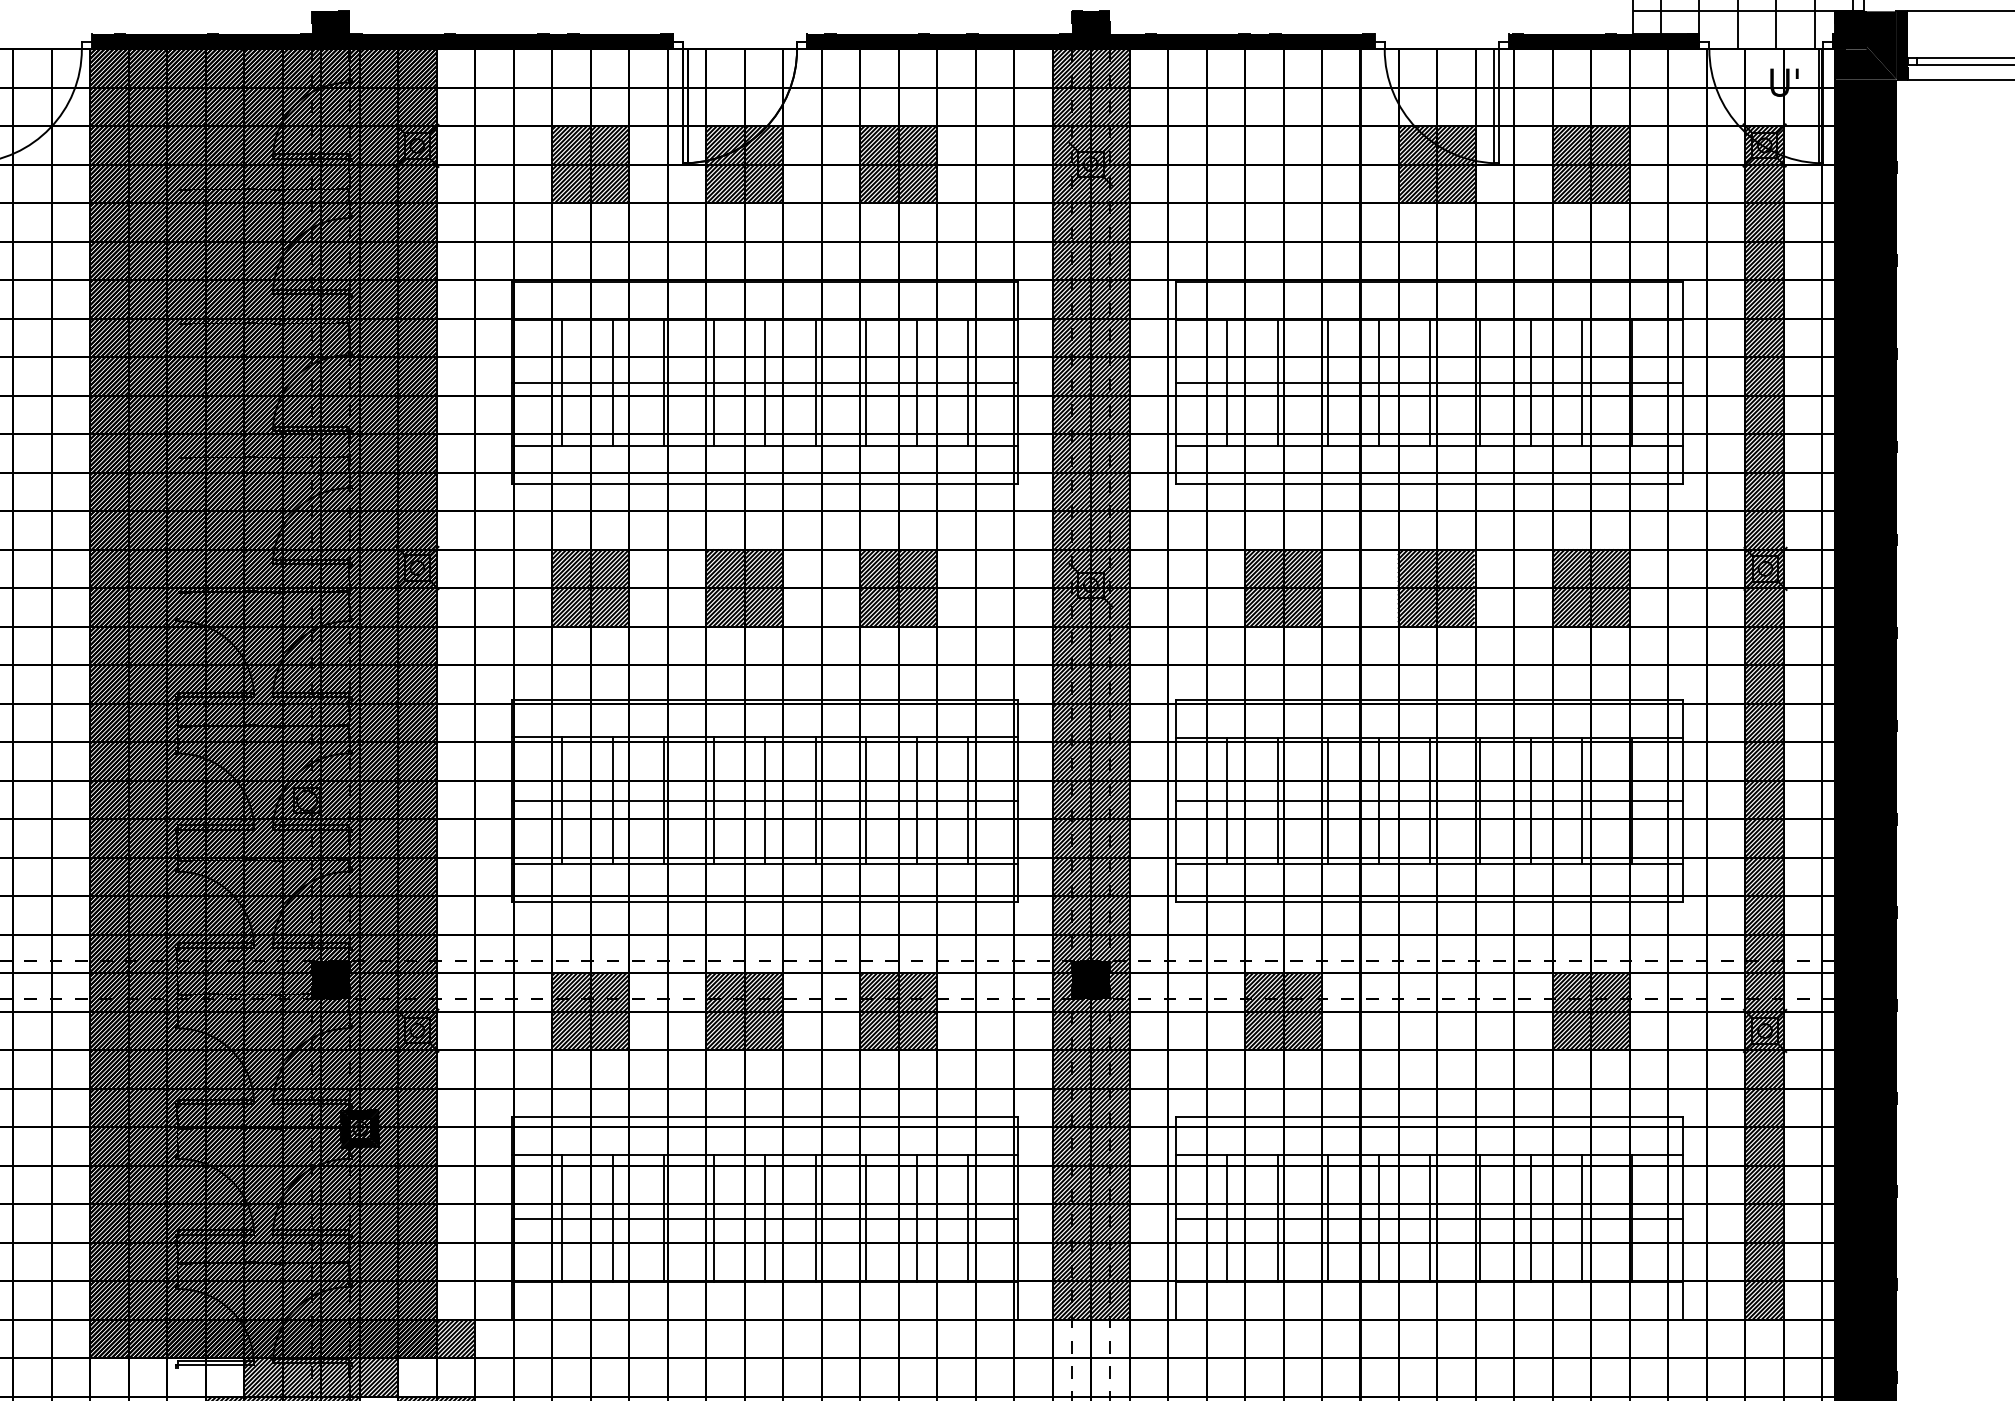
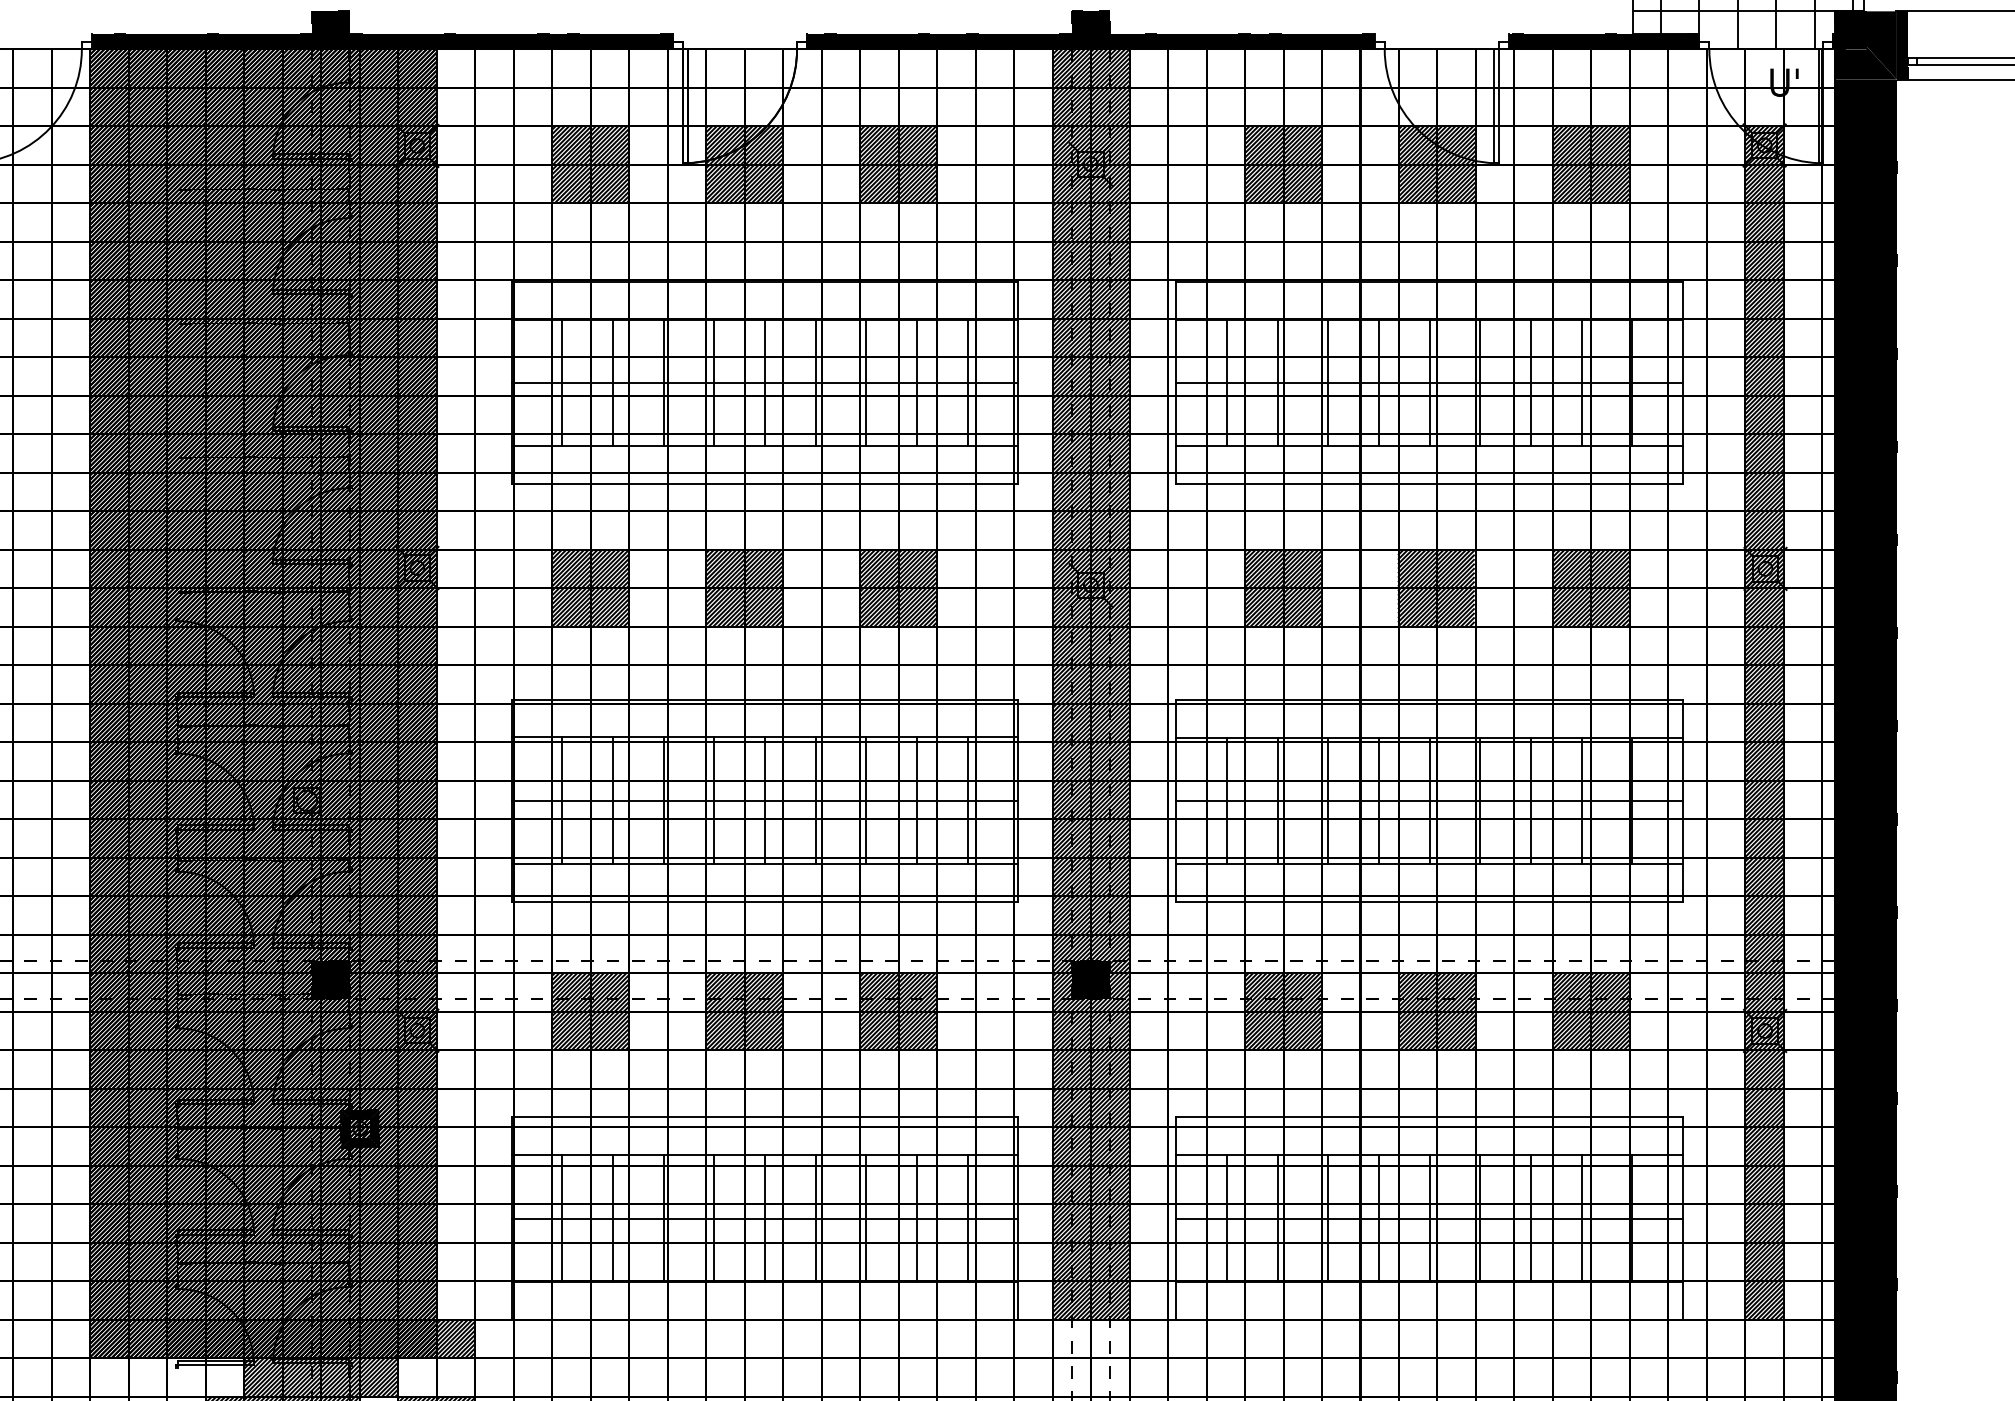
hatch: none -> present (1283, 164)
hatch: none -> present (1437, 1011)
